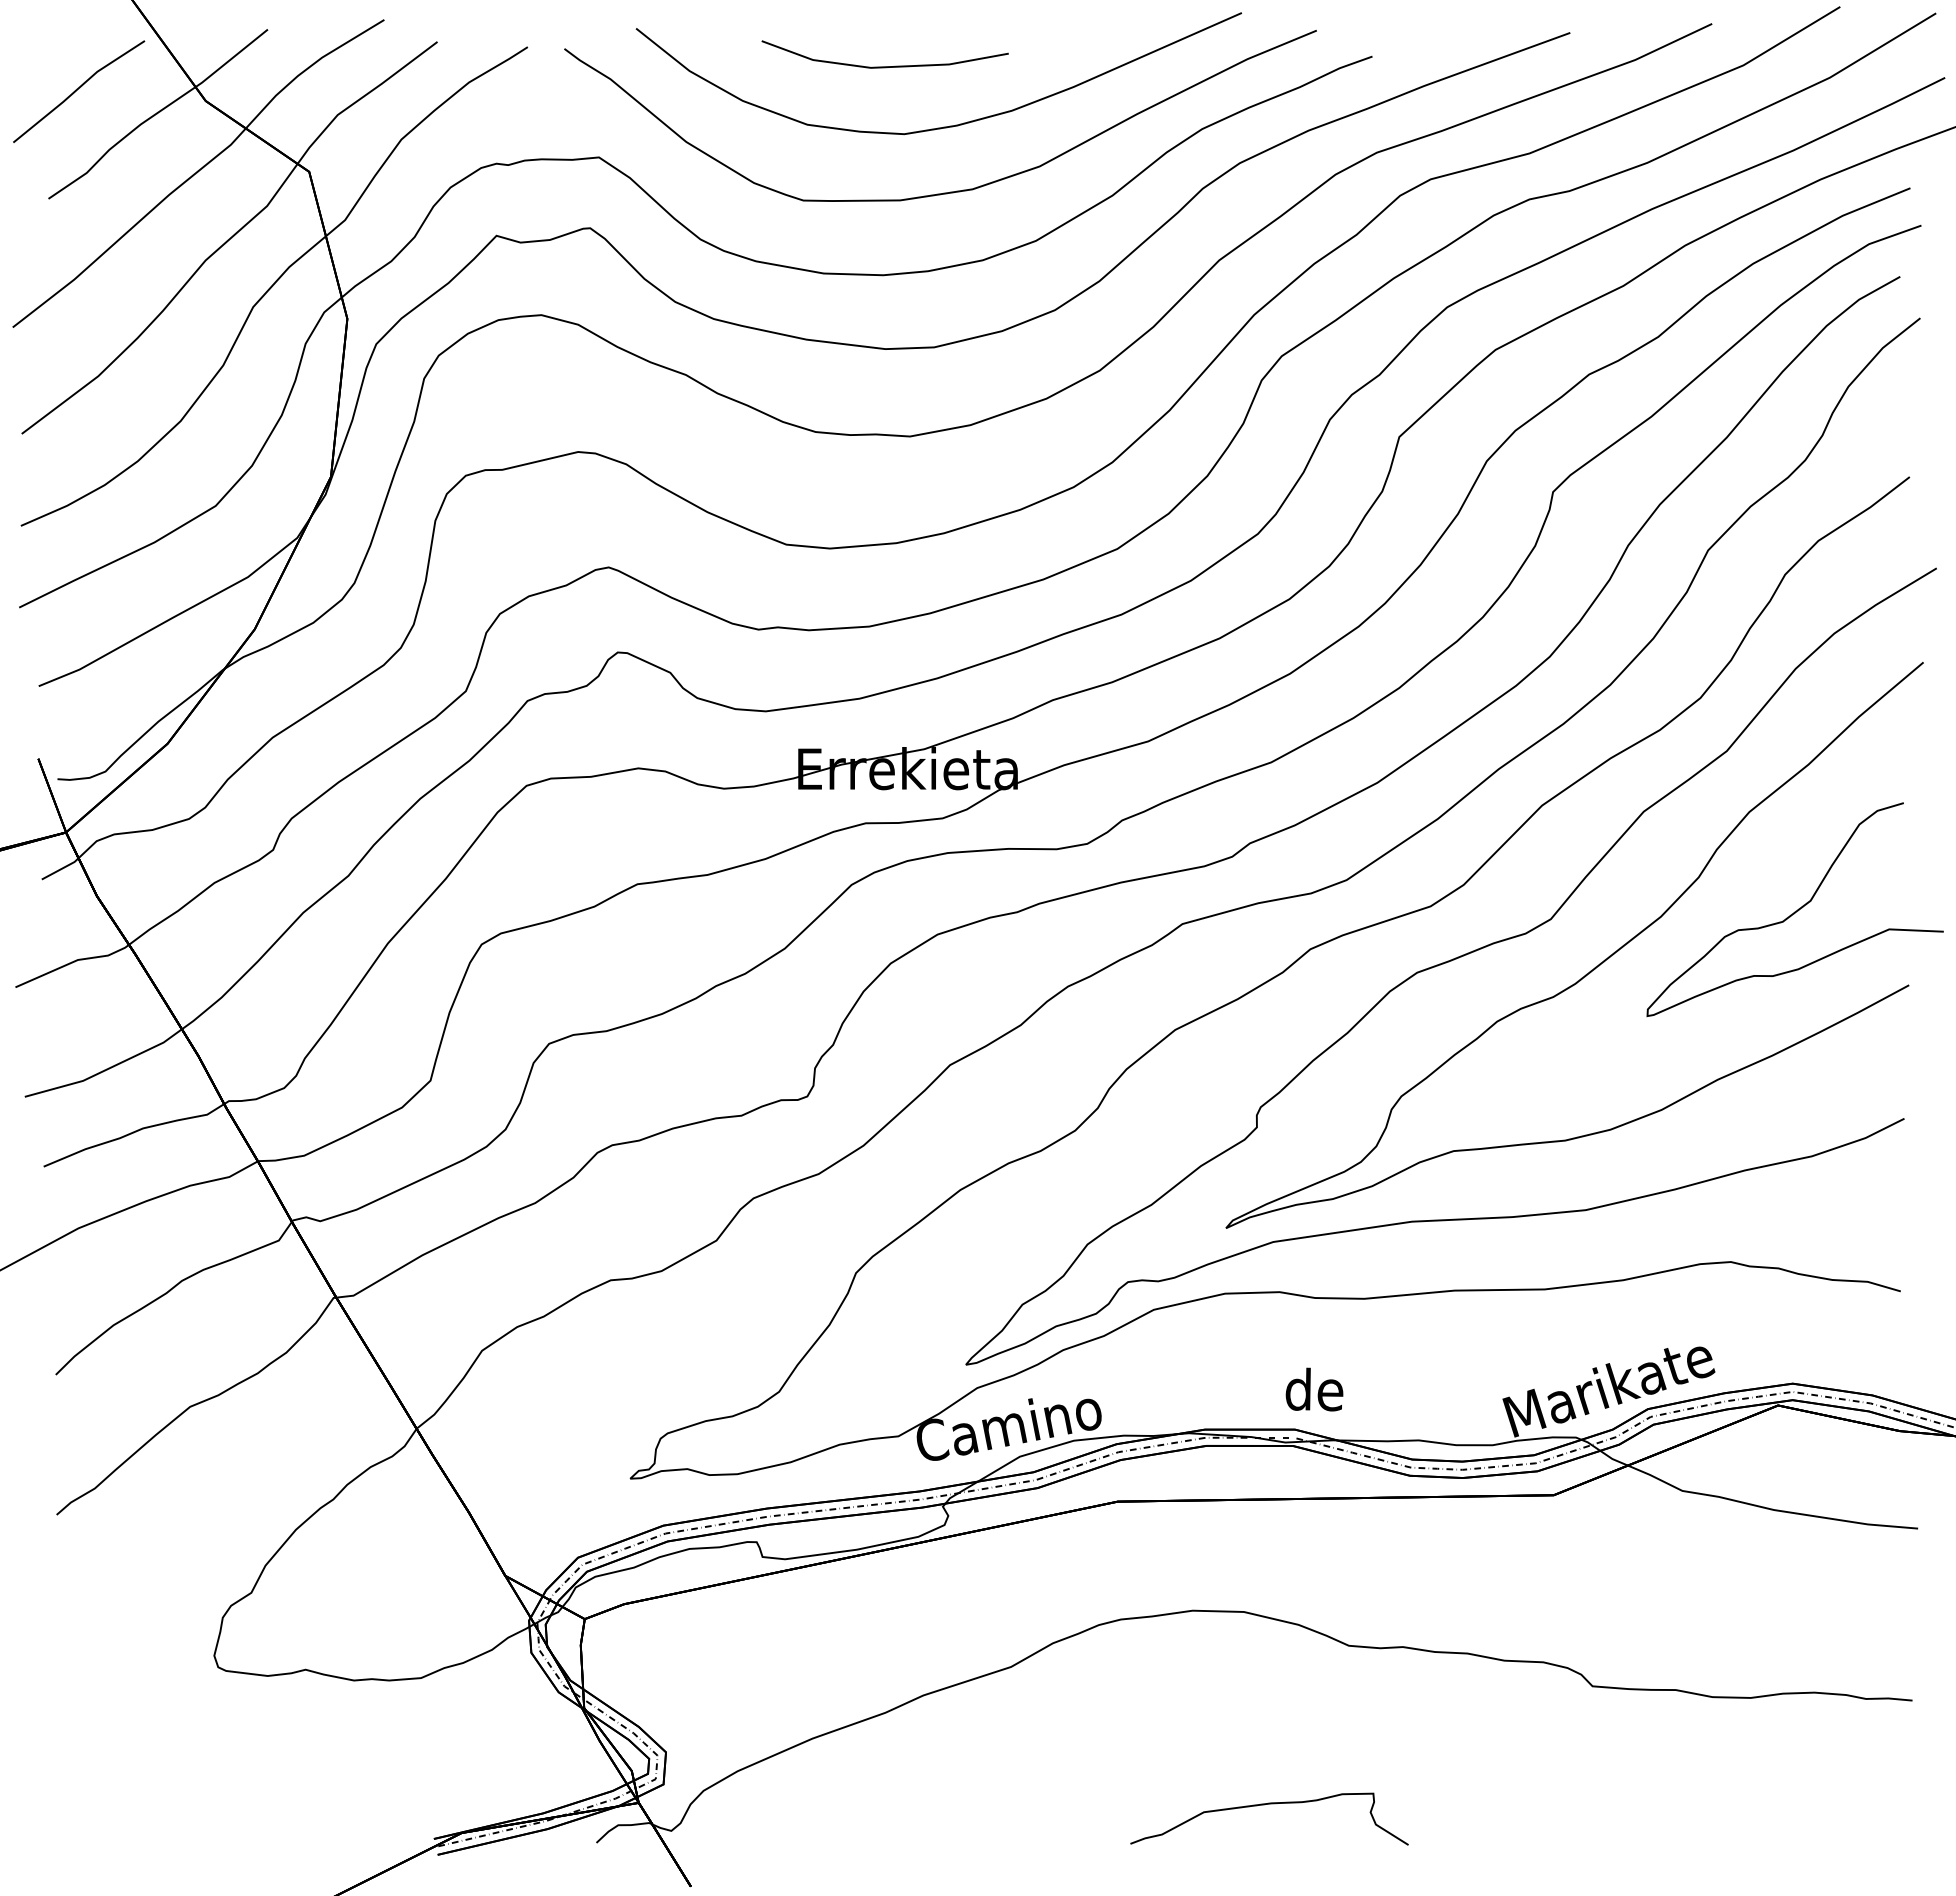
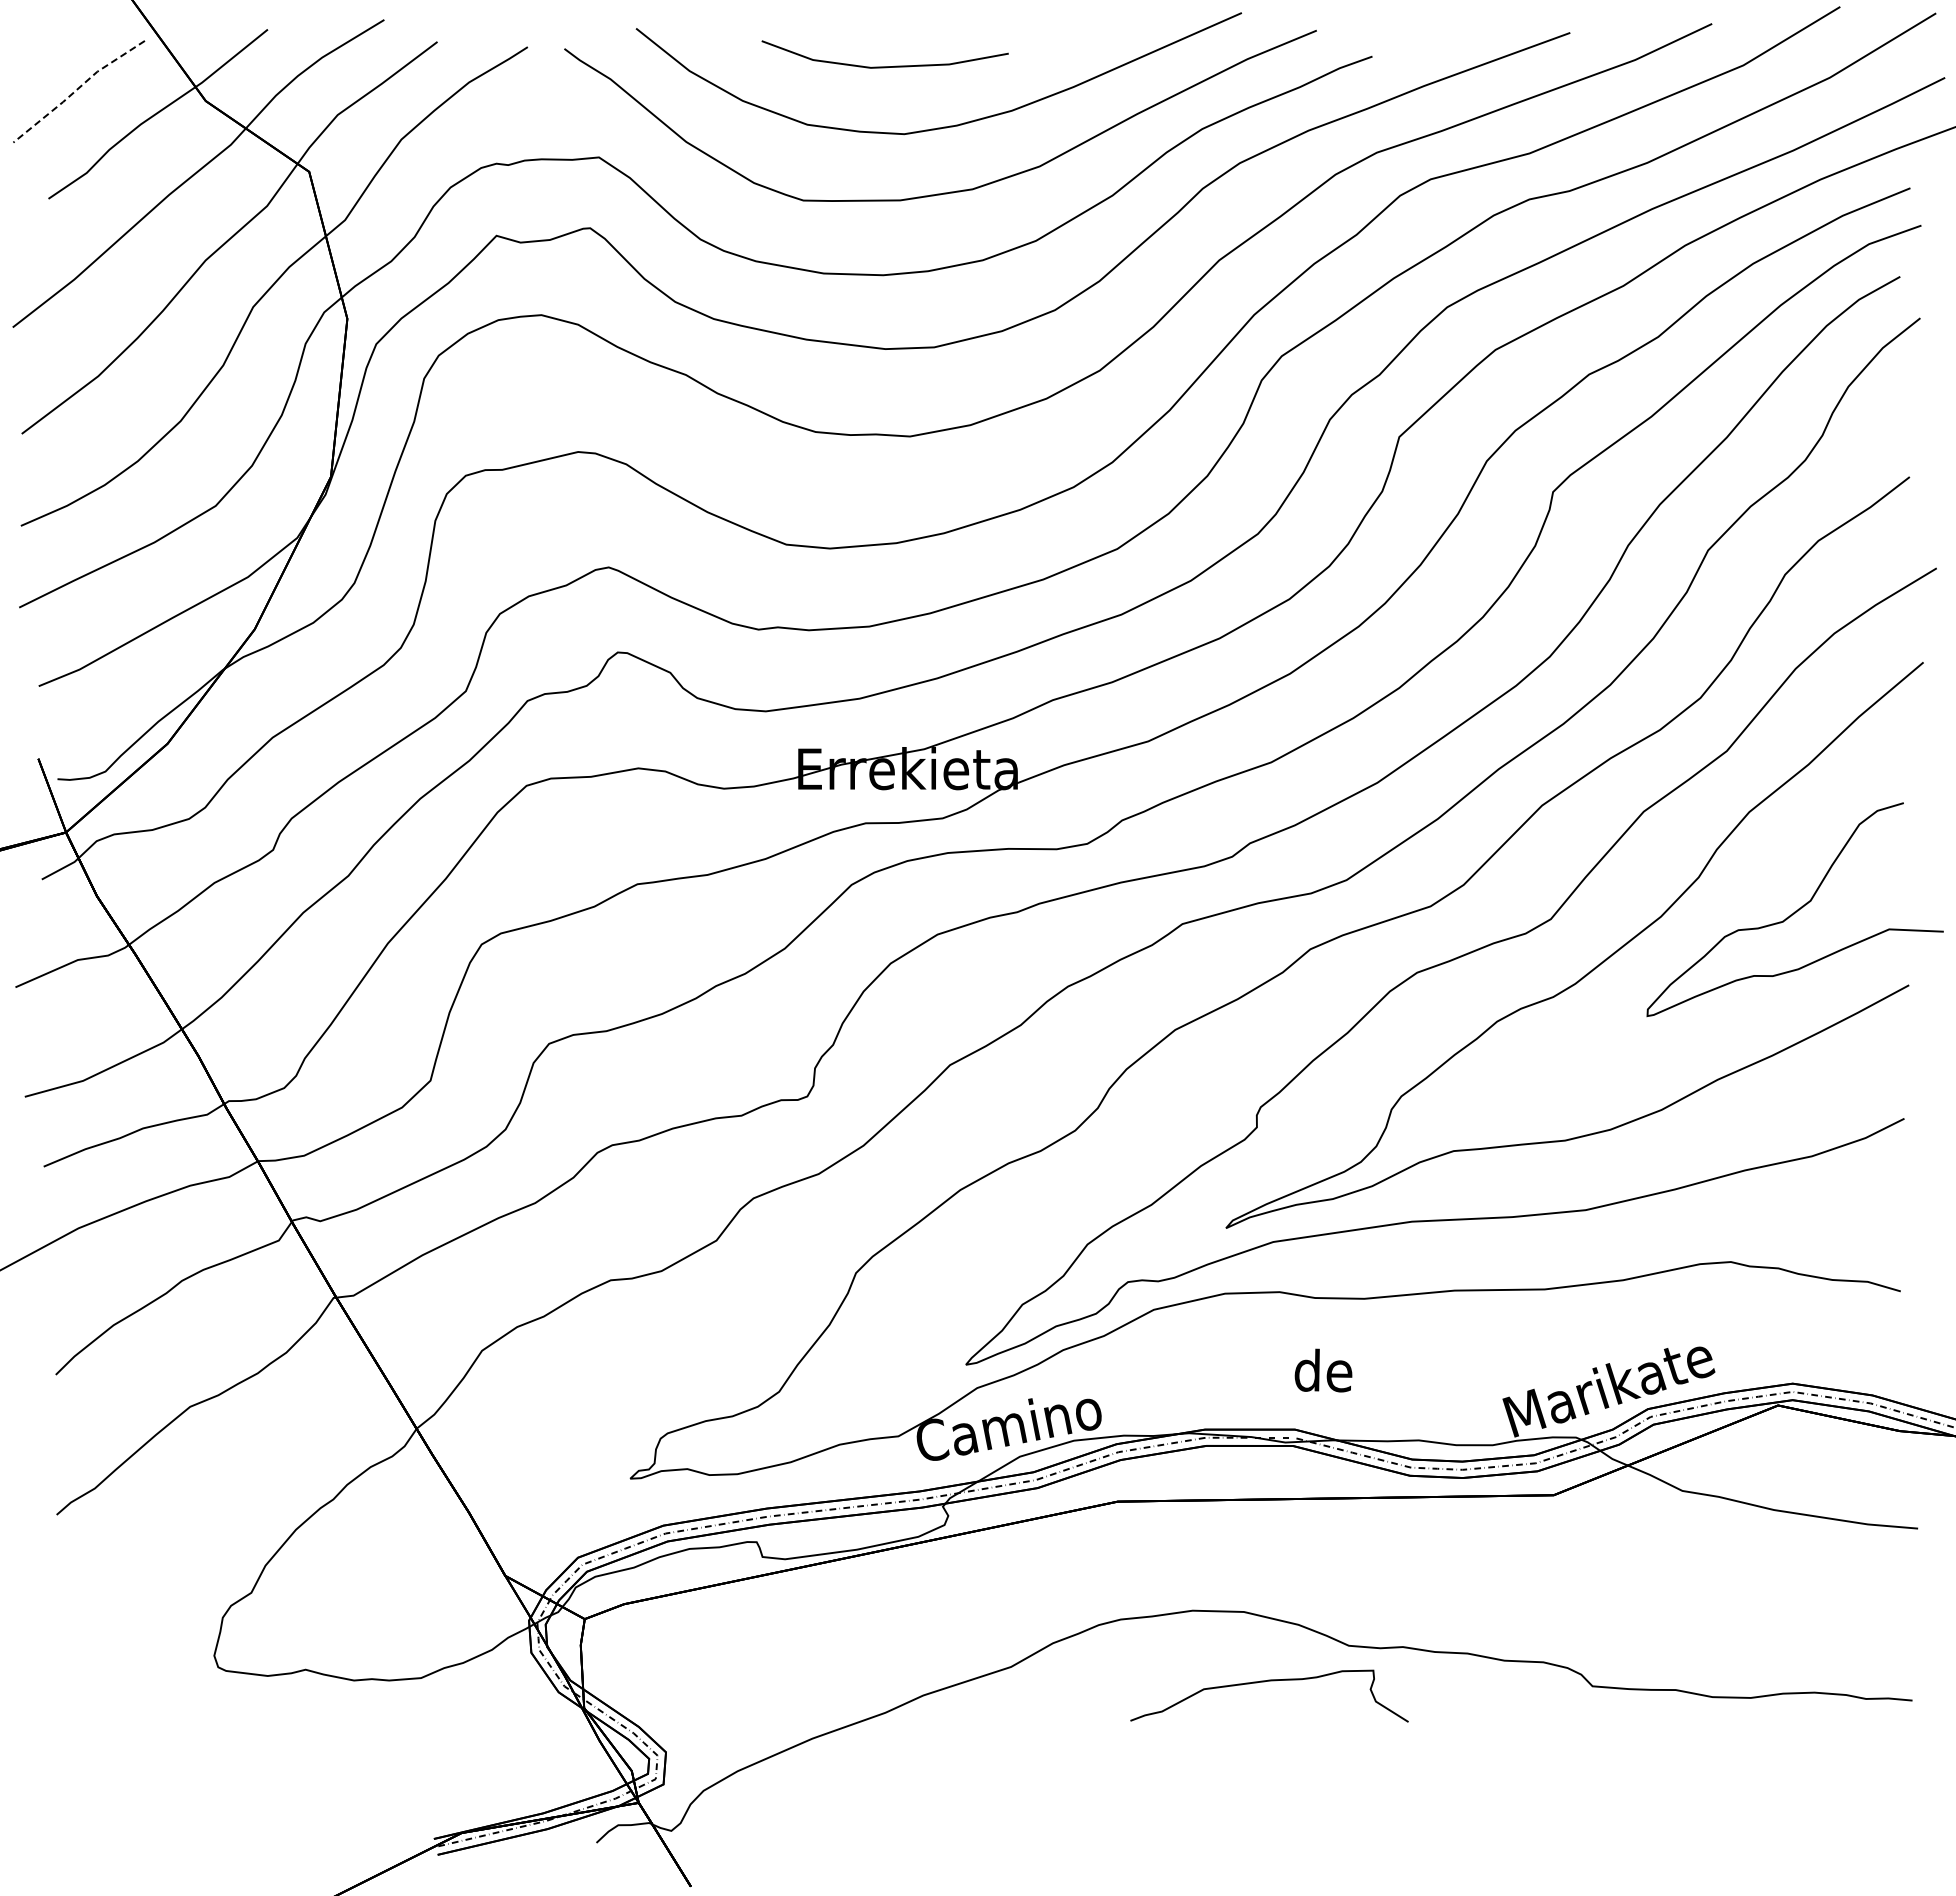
line: solid -> dashed (77, 89)
text position: (1314, 1389) -> (1323, 1370) (1323, 1370)
curve position: (1264, 1805) -> (1264, 1682) (1264, 1682)
